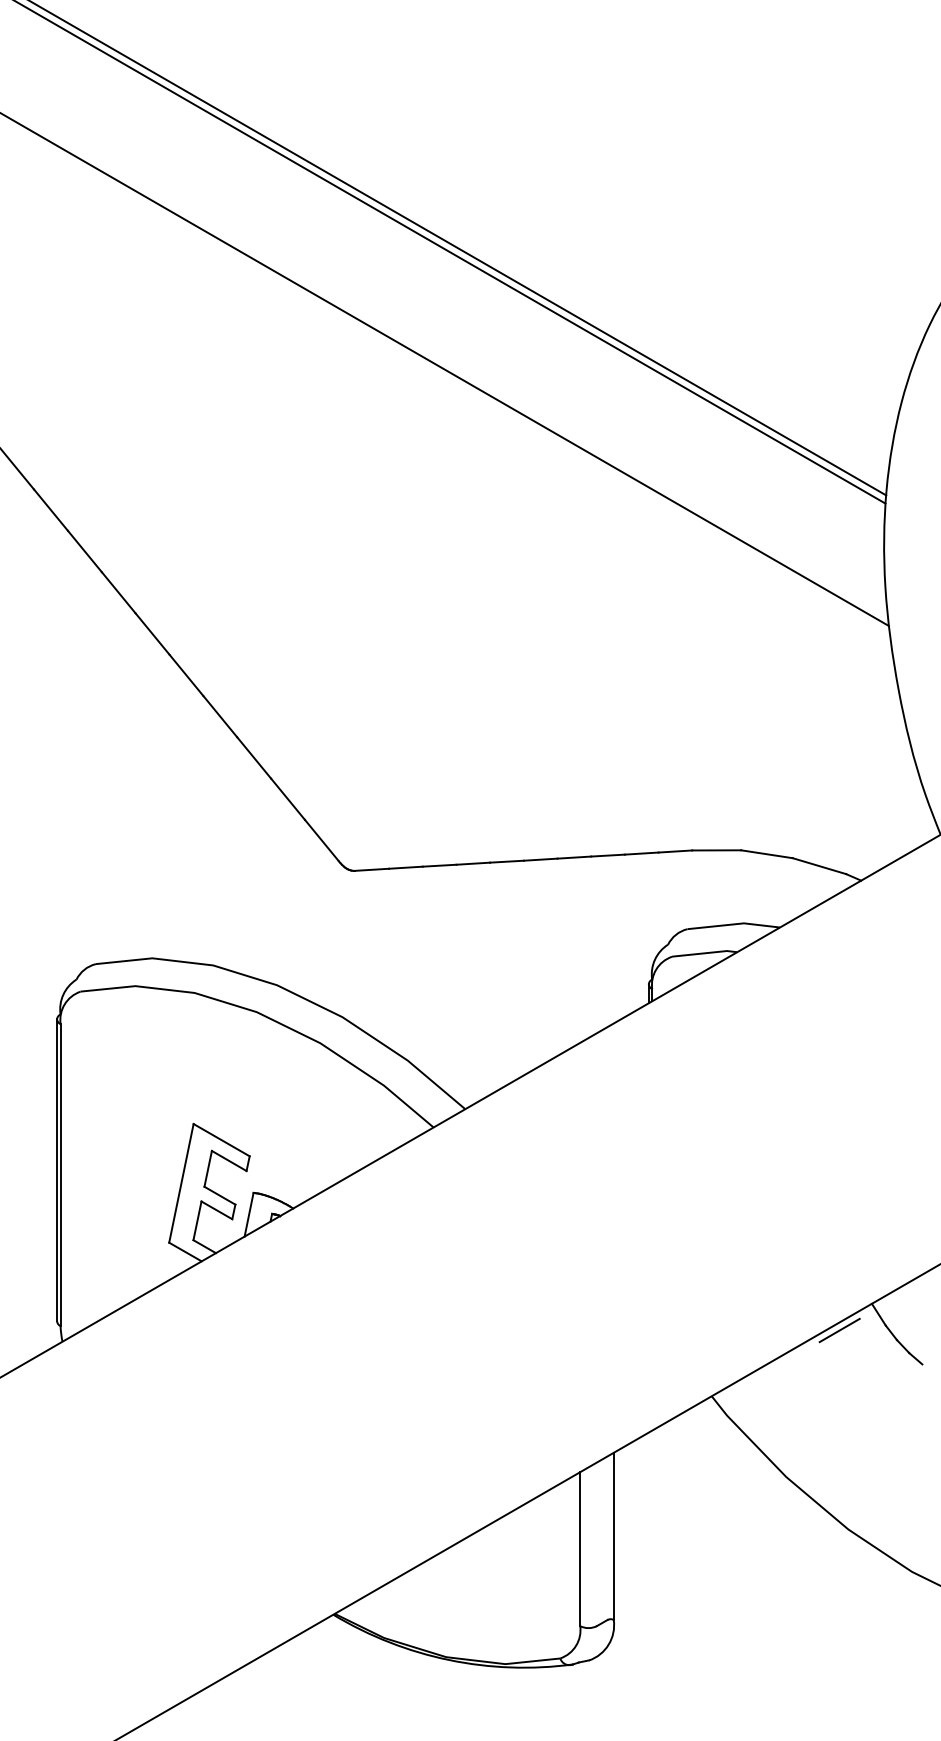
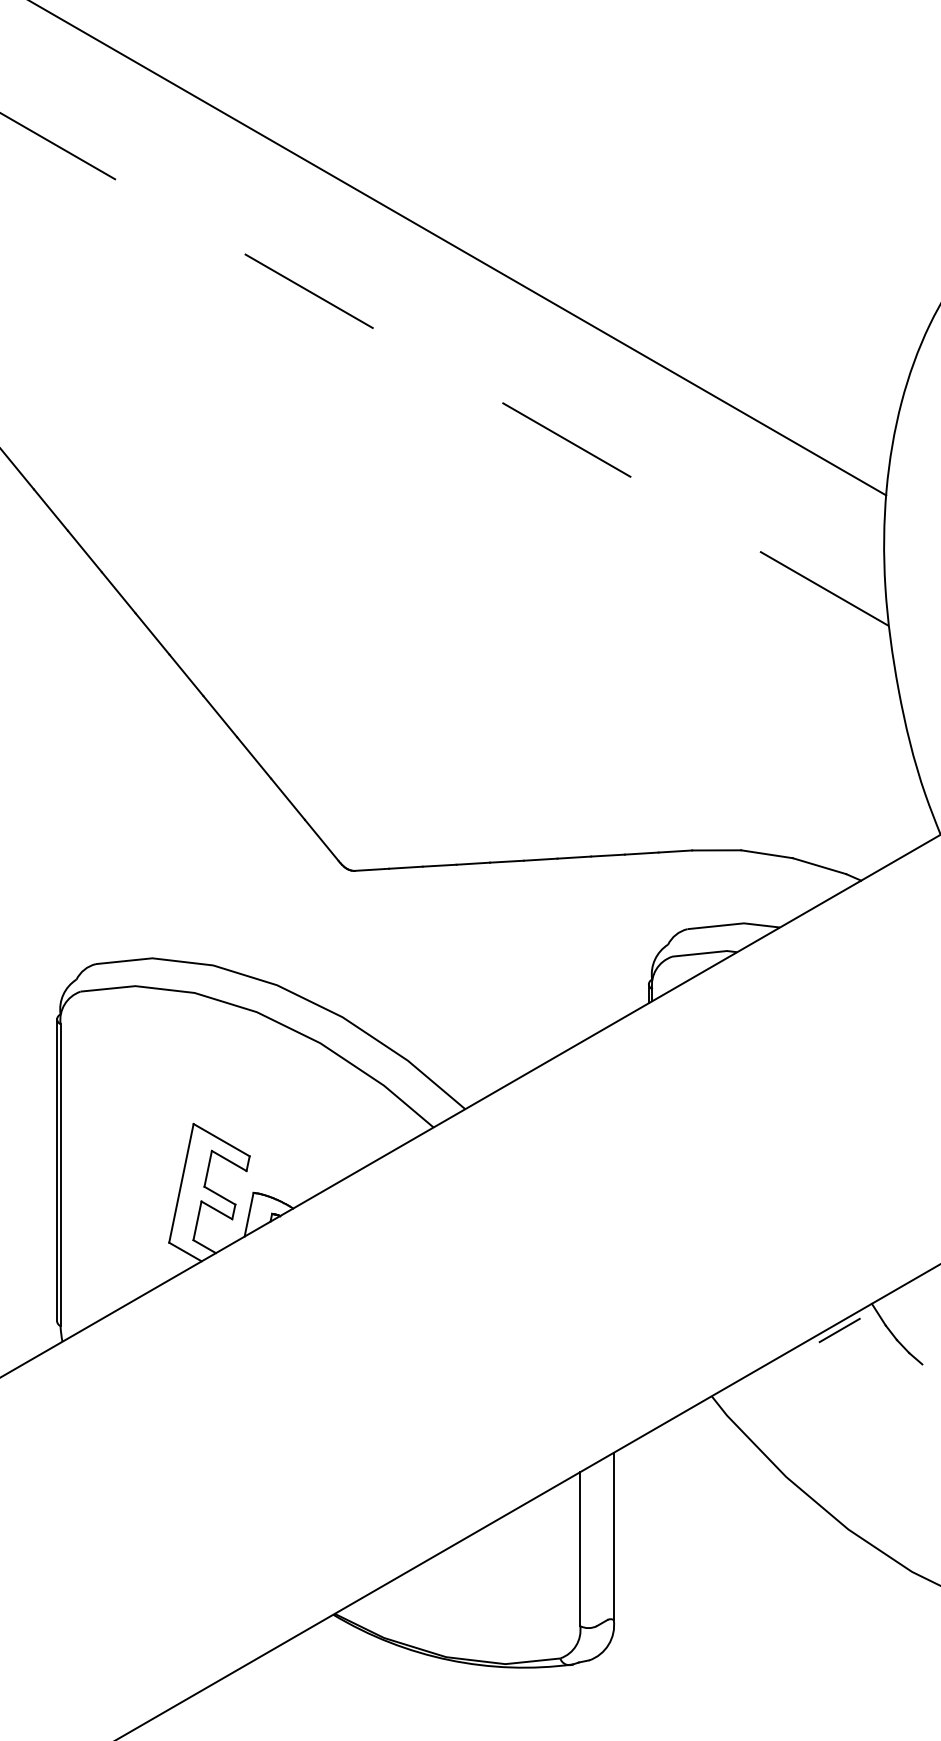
line: present -> none (450, 252)
line: solid -> dashed (444, 369)
